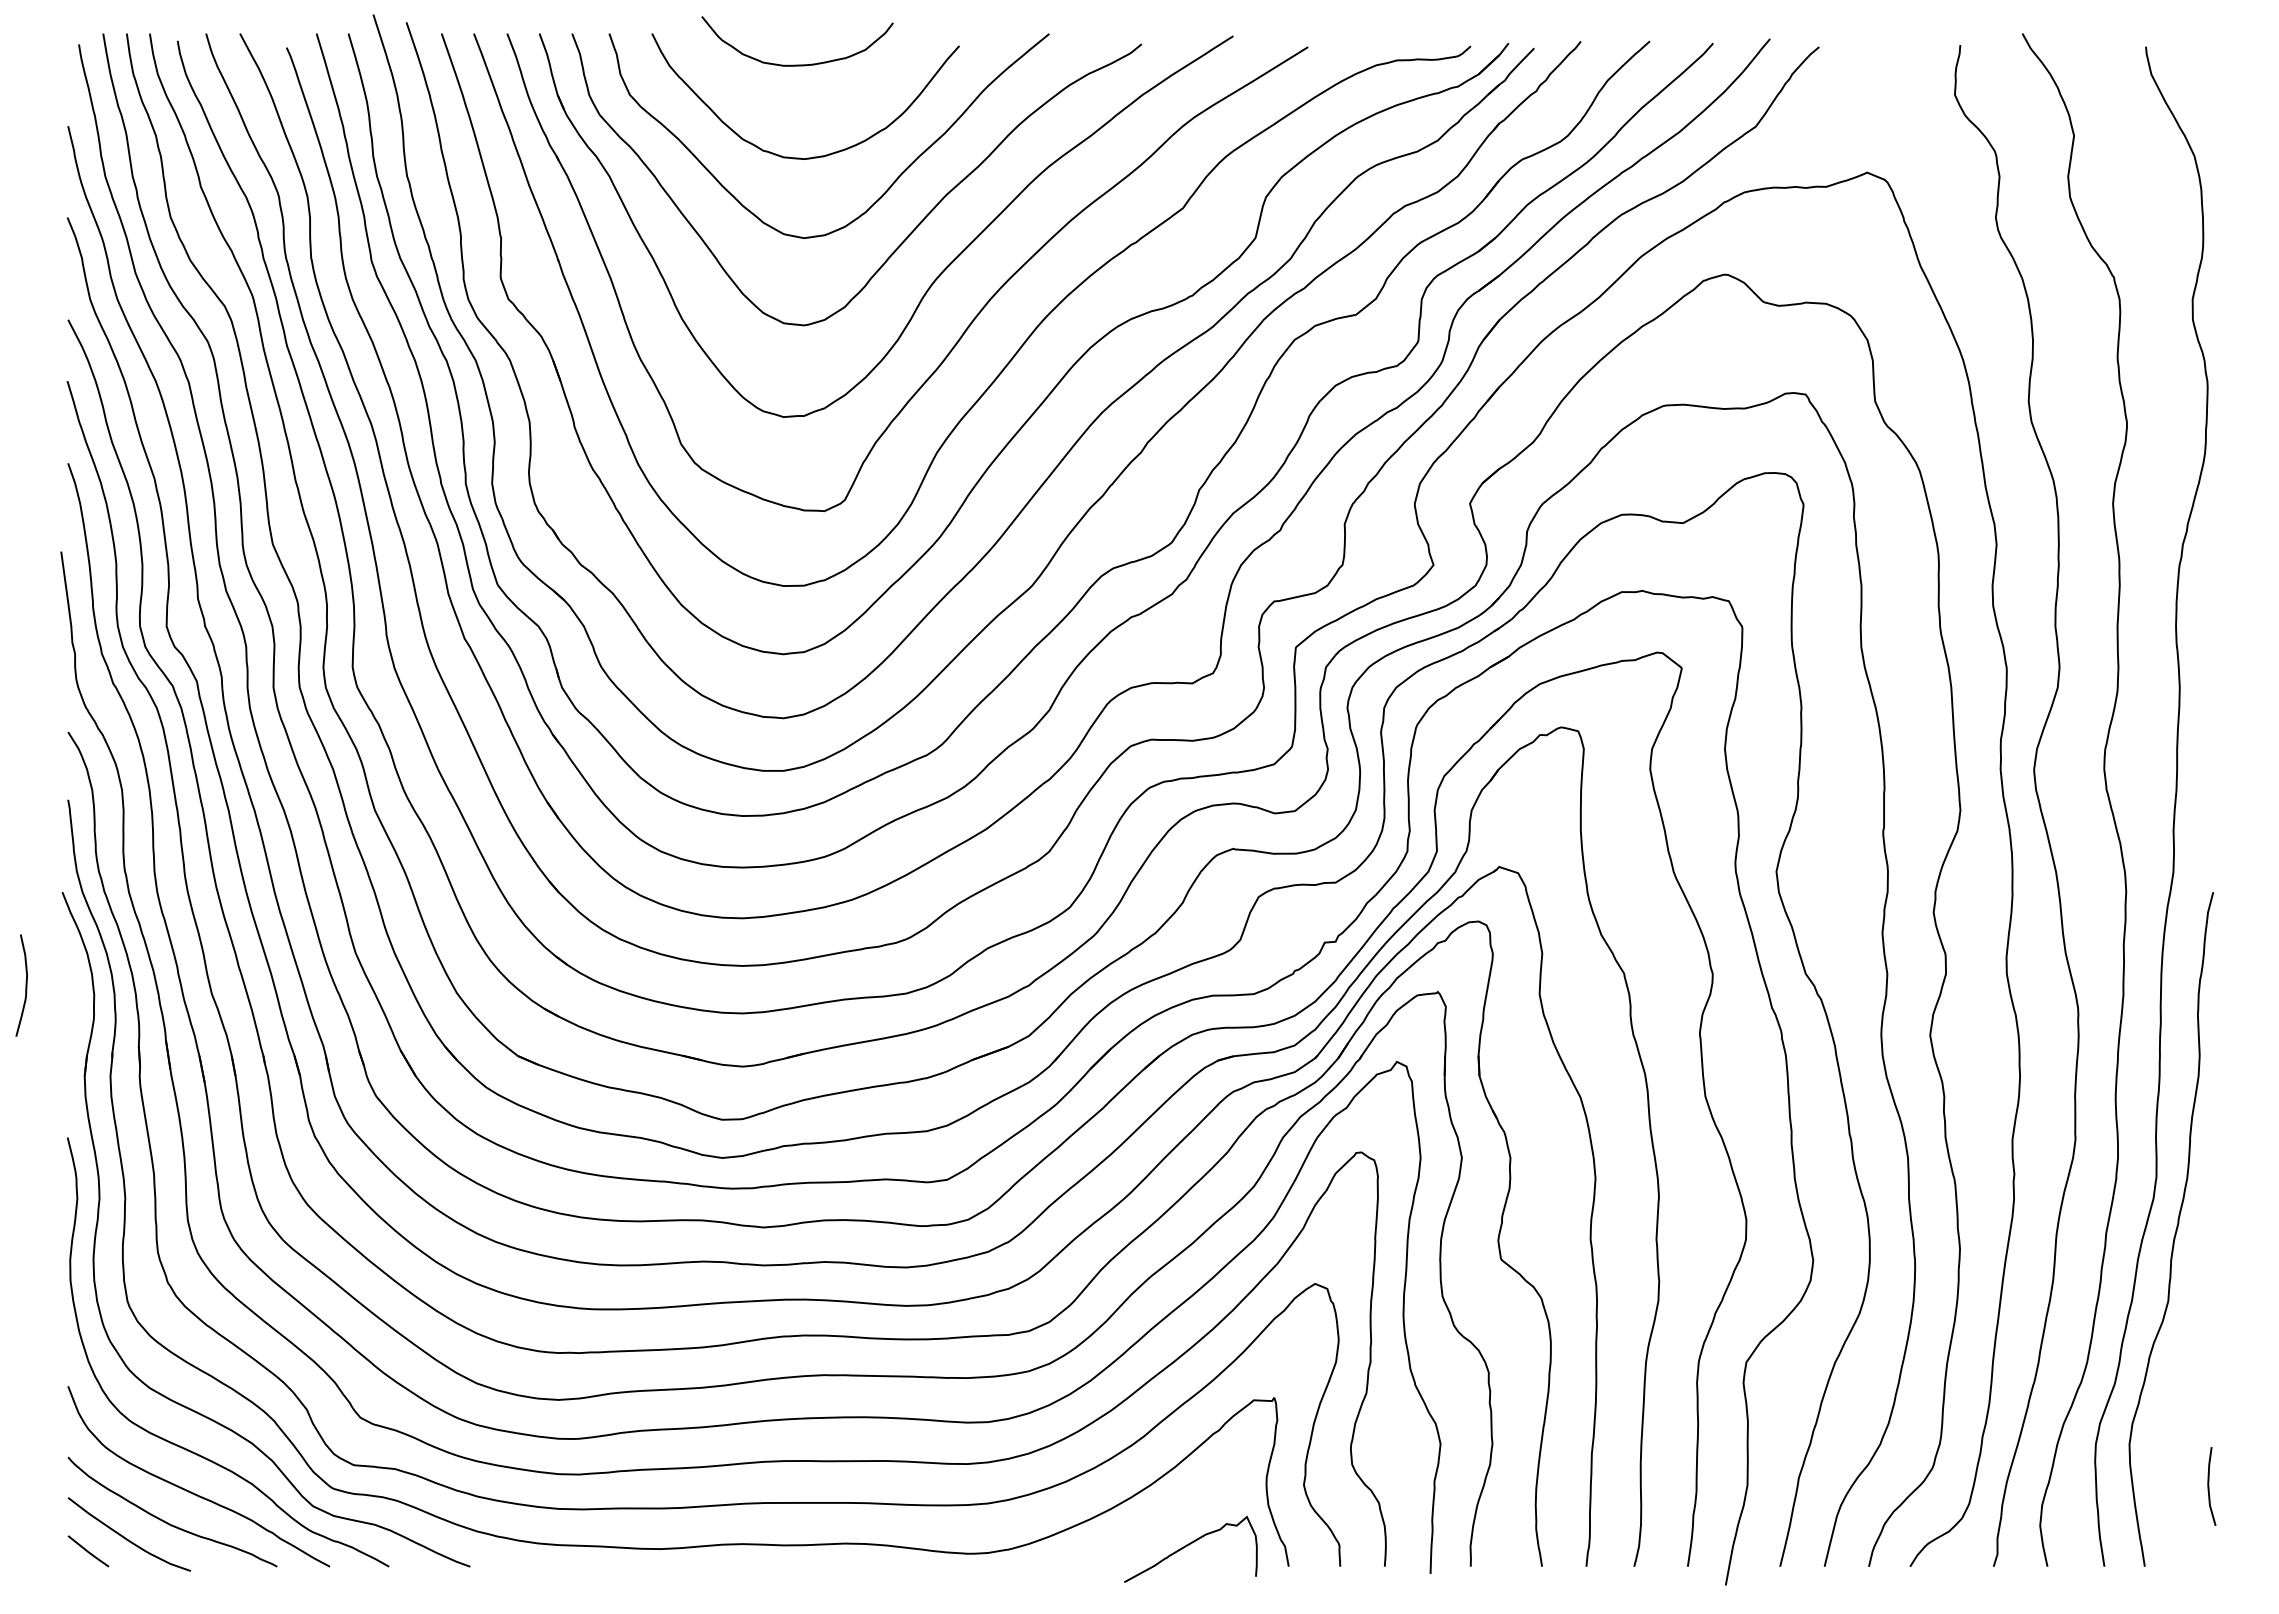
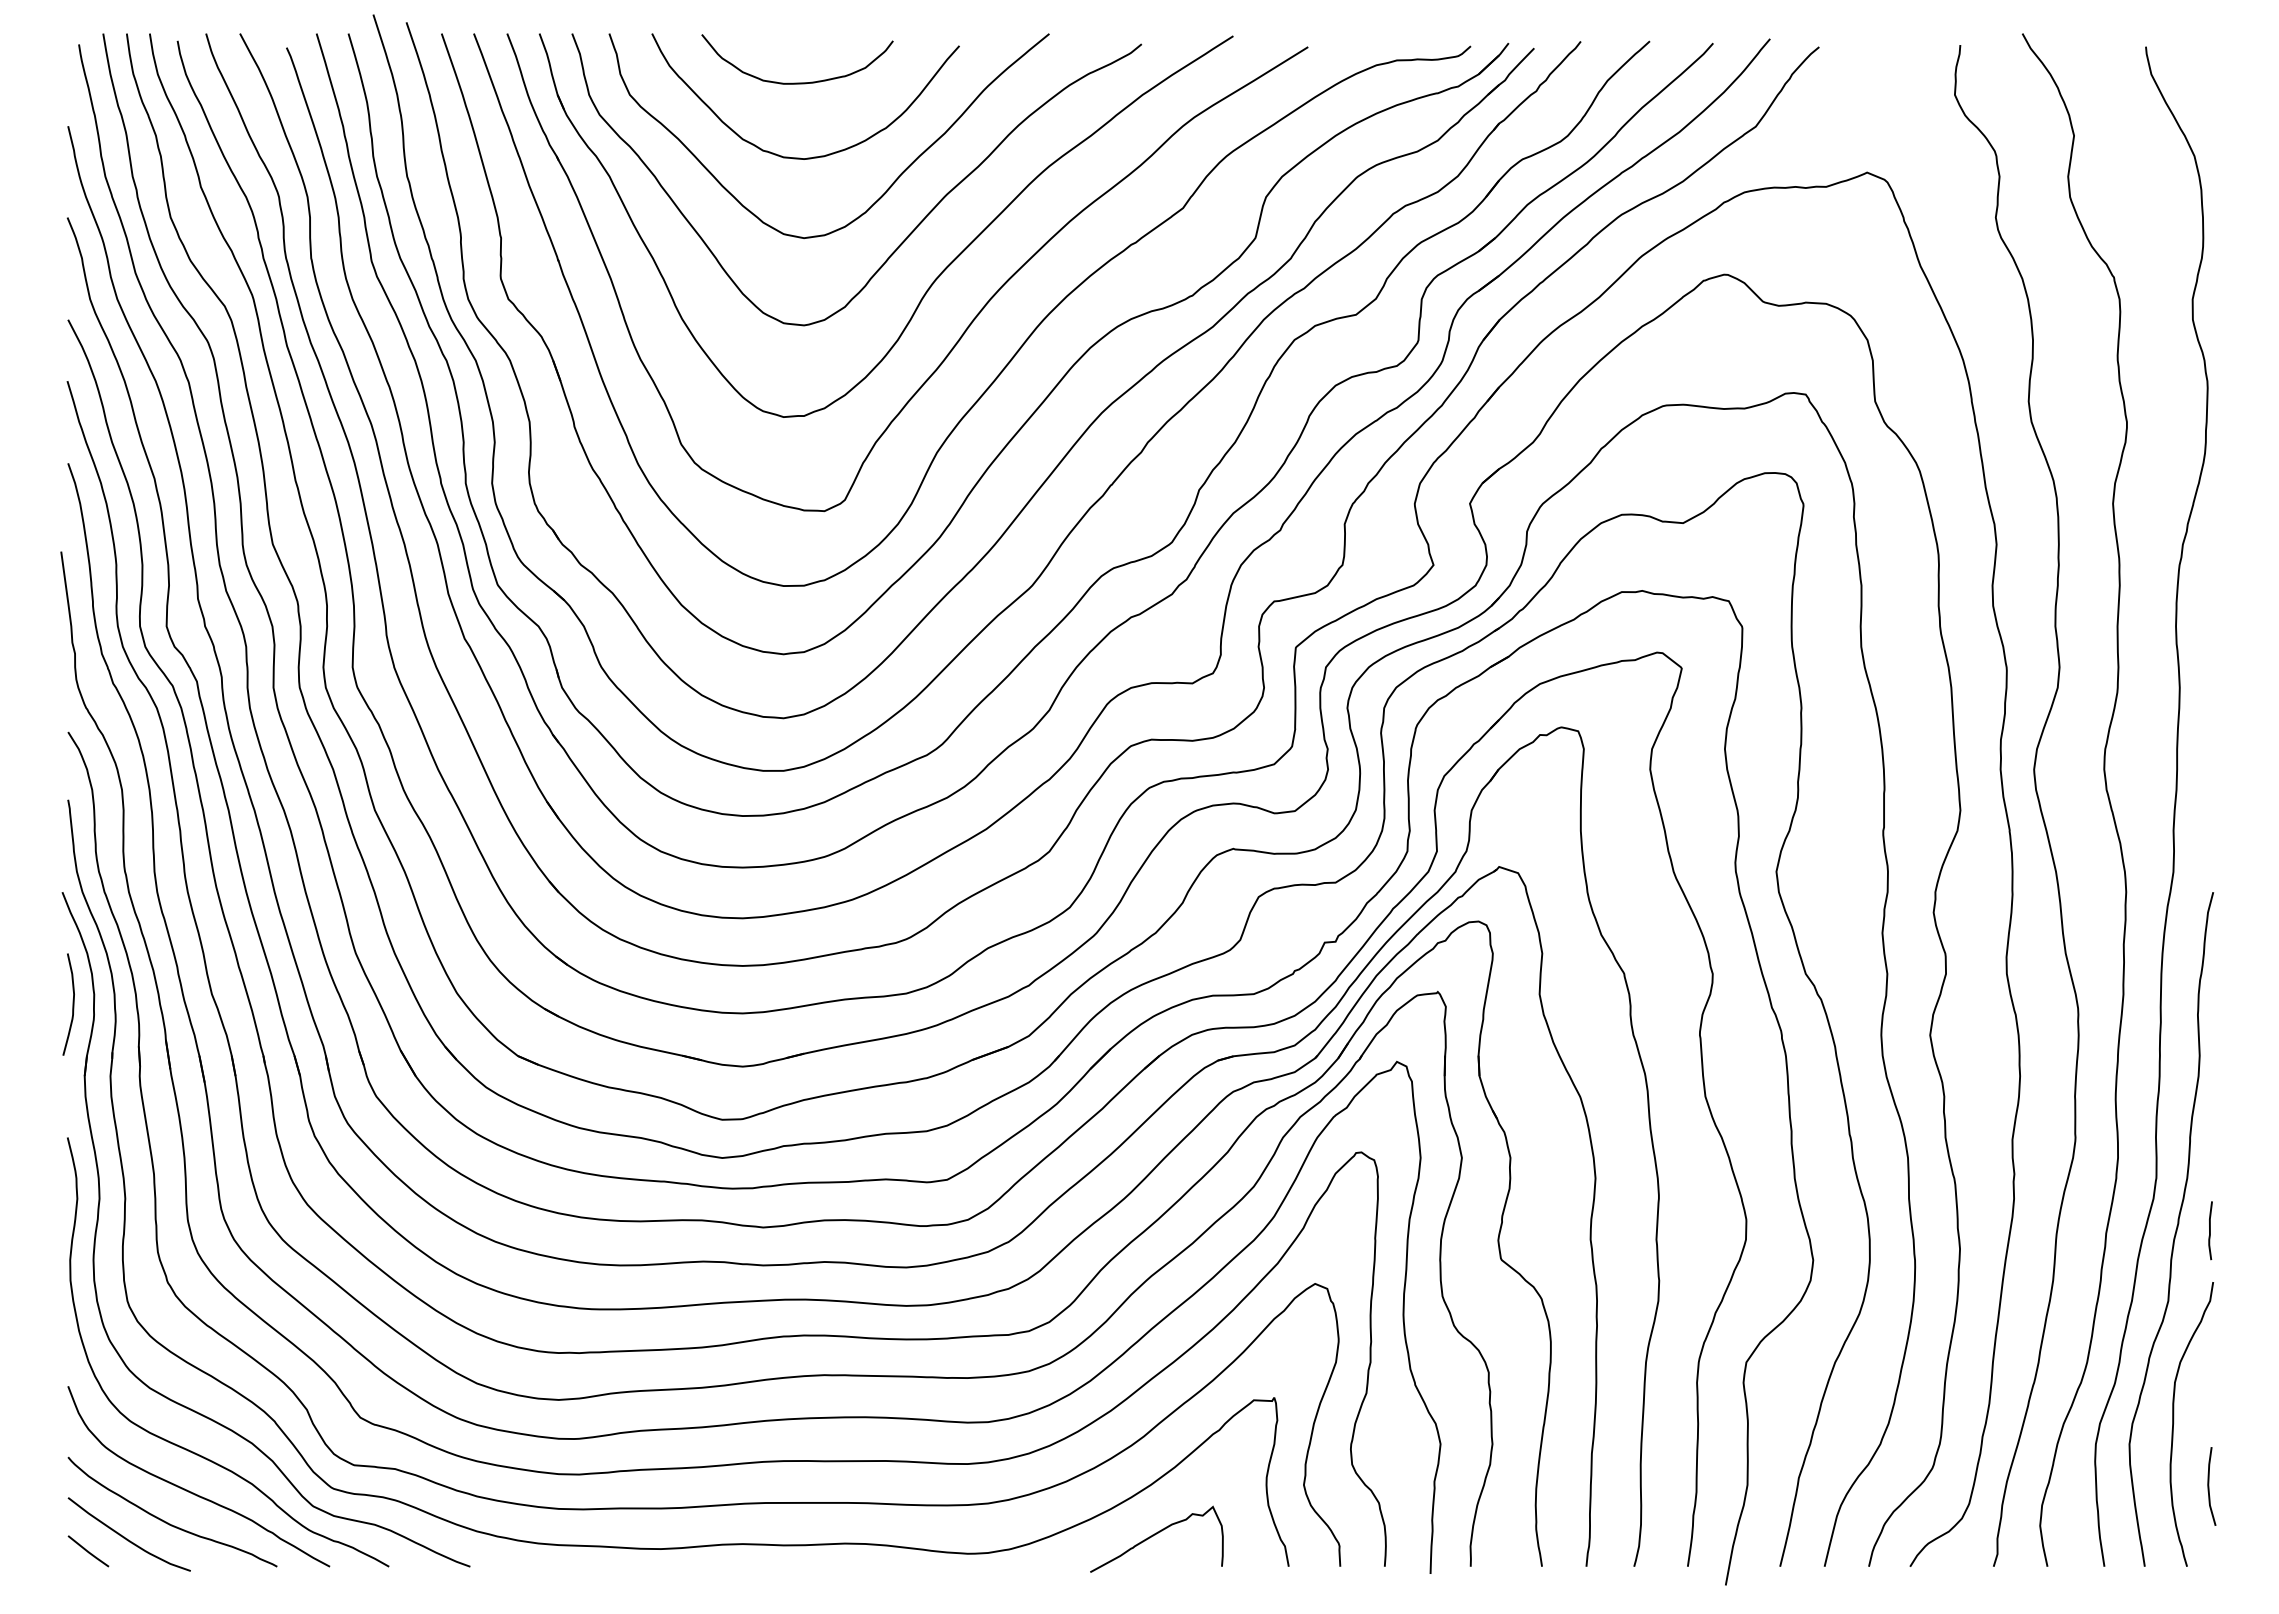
curve position: (797, 64) -> (797, 82) (797, 82)
curve position: (25, 985) -> (72, 1004) (72, 1004)
curve: none -> present (2210, 1230)
curve: none -> present (2174, 1423)
curve position: (1189, 1545) -> (1155, 1535) (1155, 1535)
